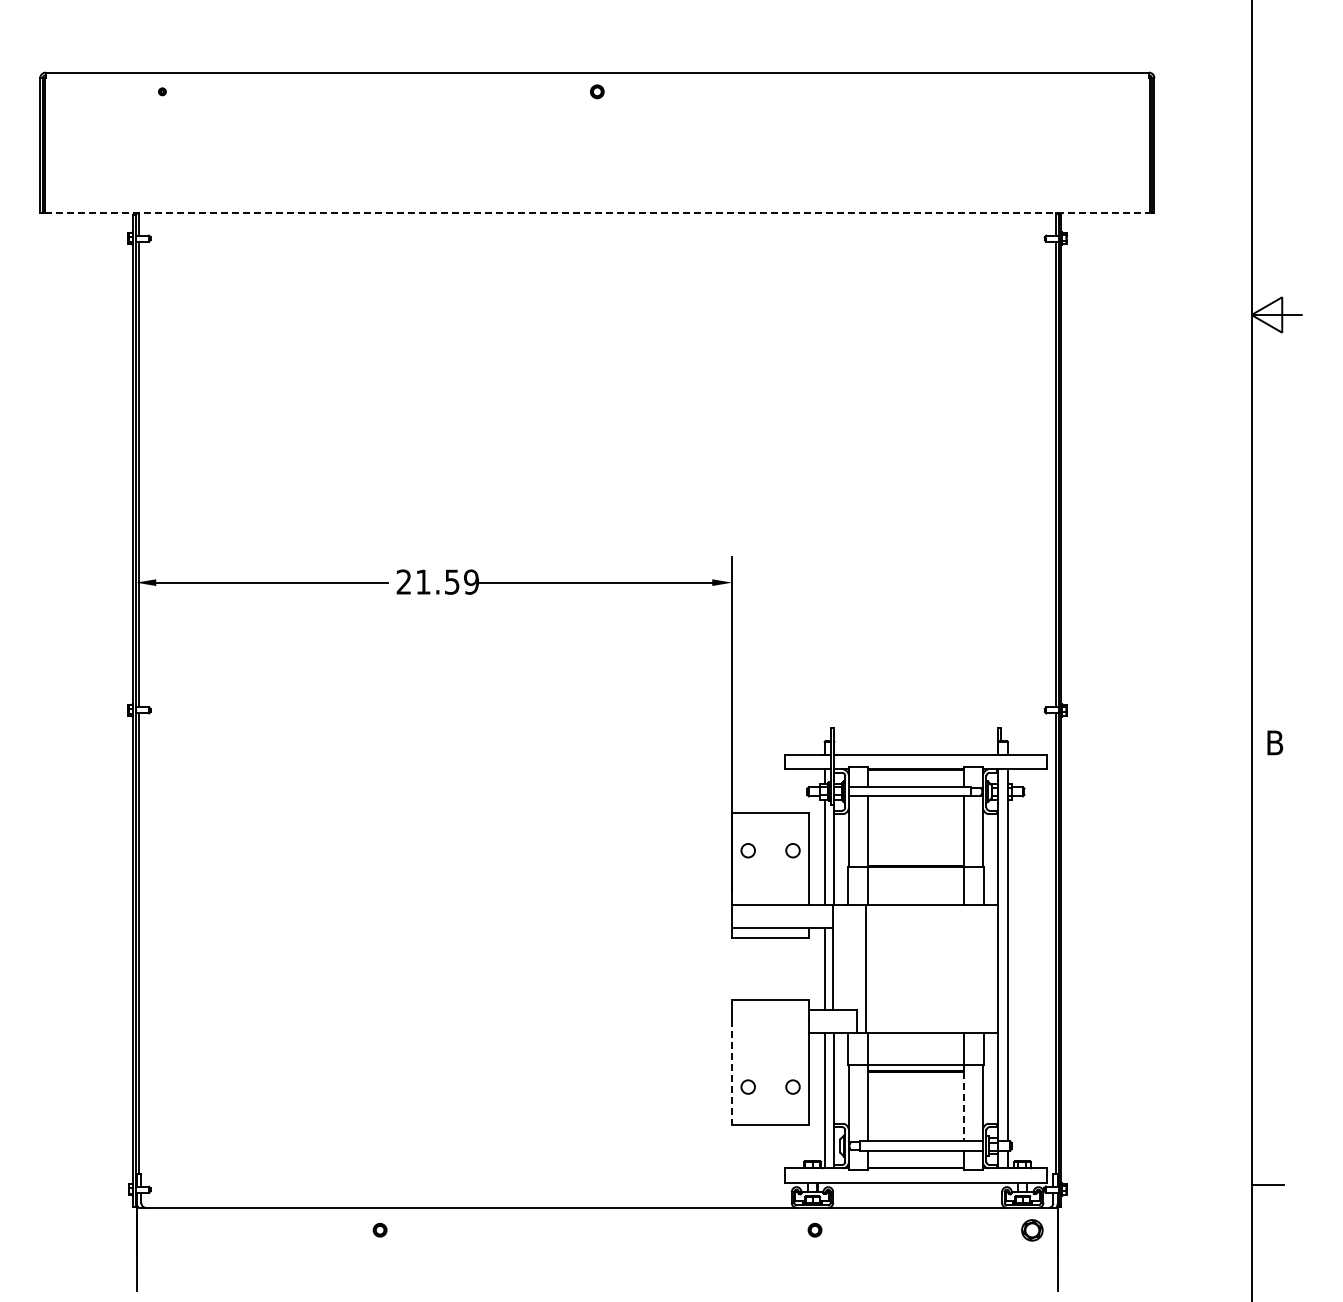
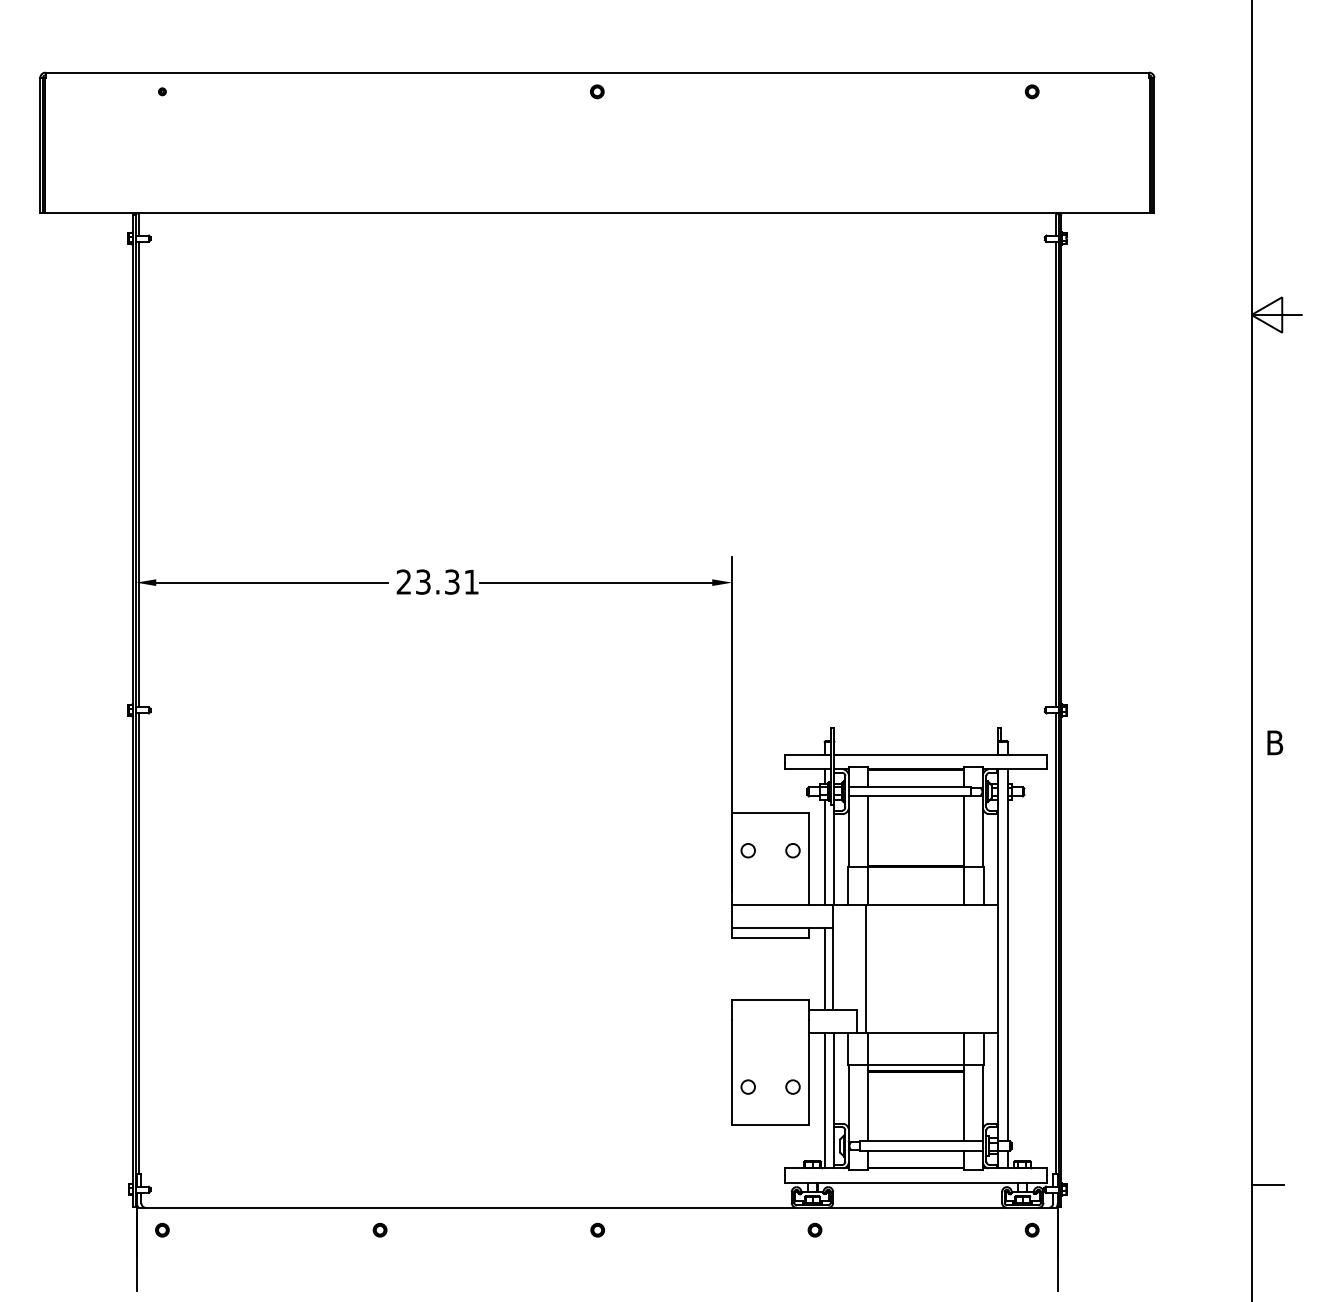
part: none -> present (1031, 91)
line: dashed -> solid (597, 213)
text: 21.59 -> 23.31 (447, 581)
line: dashed -> solid (732, 1072)
line: dashed -> solid (963, 1106)
part: none -> present (162, 1229)
part: none -> present (597, 1229)
part size: 23x23 px -> 16x16 px (1031, 1229)
